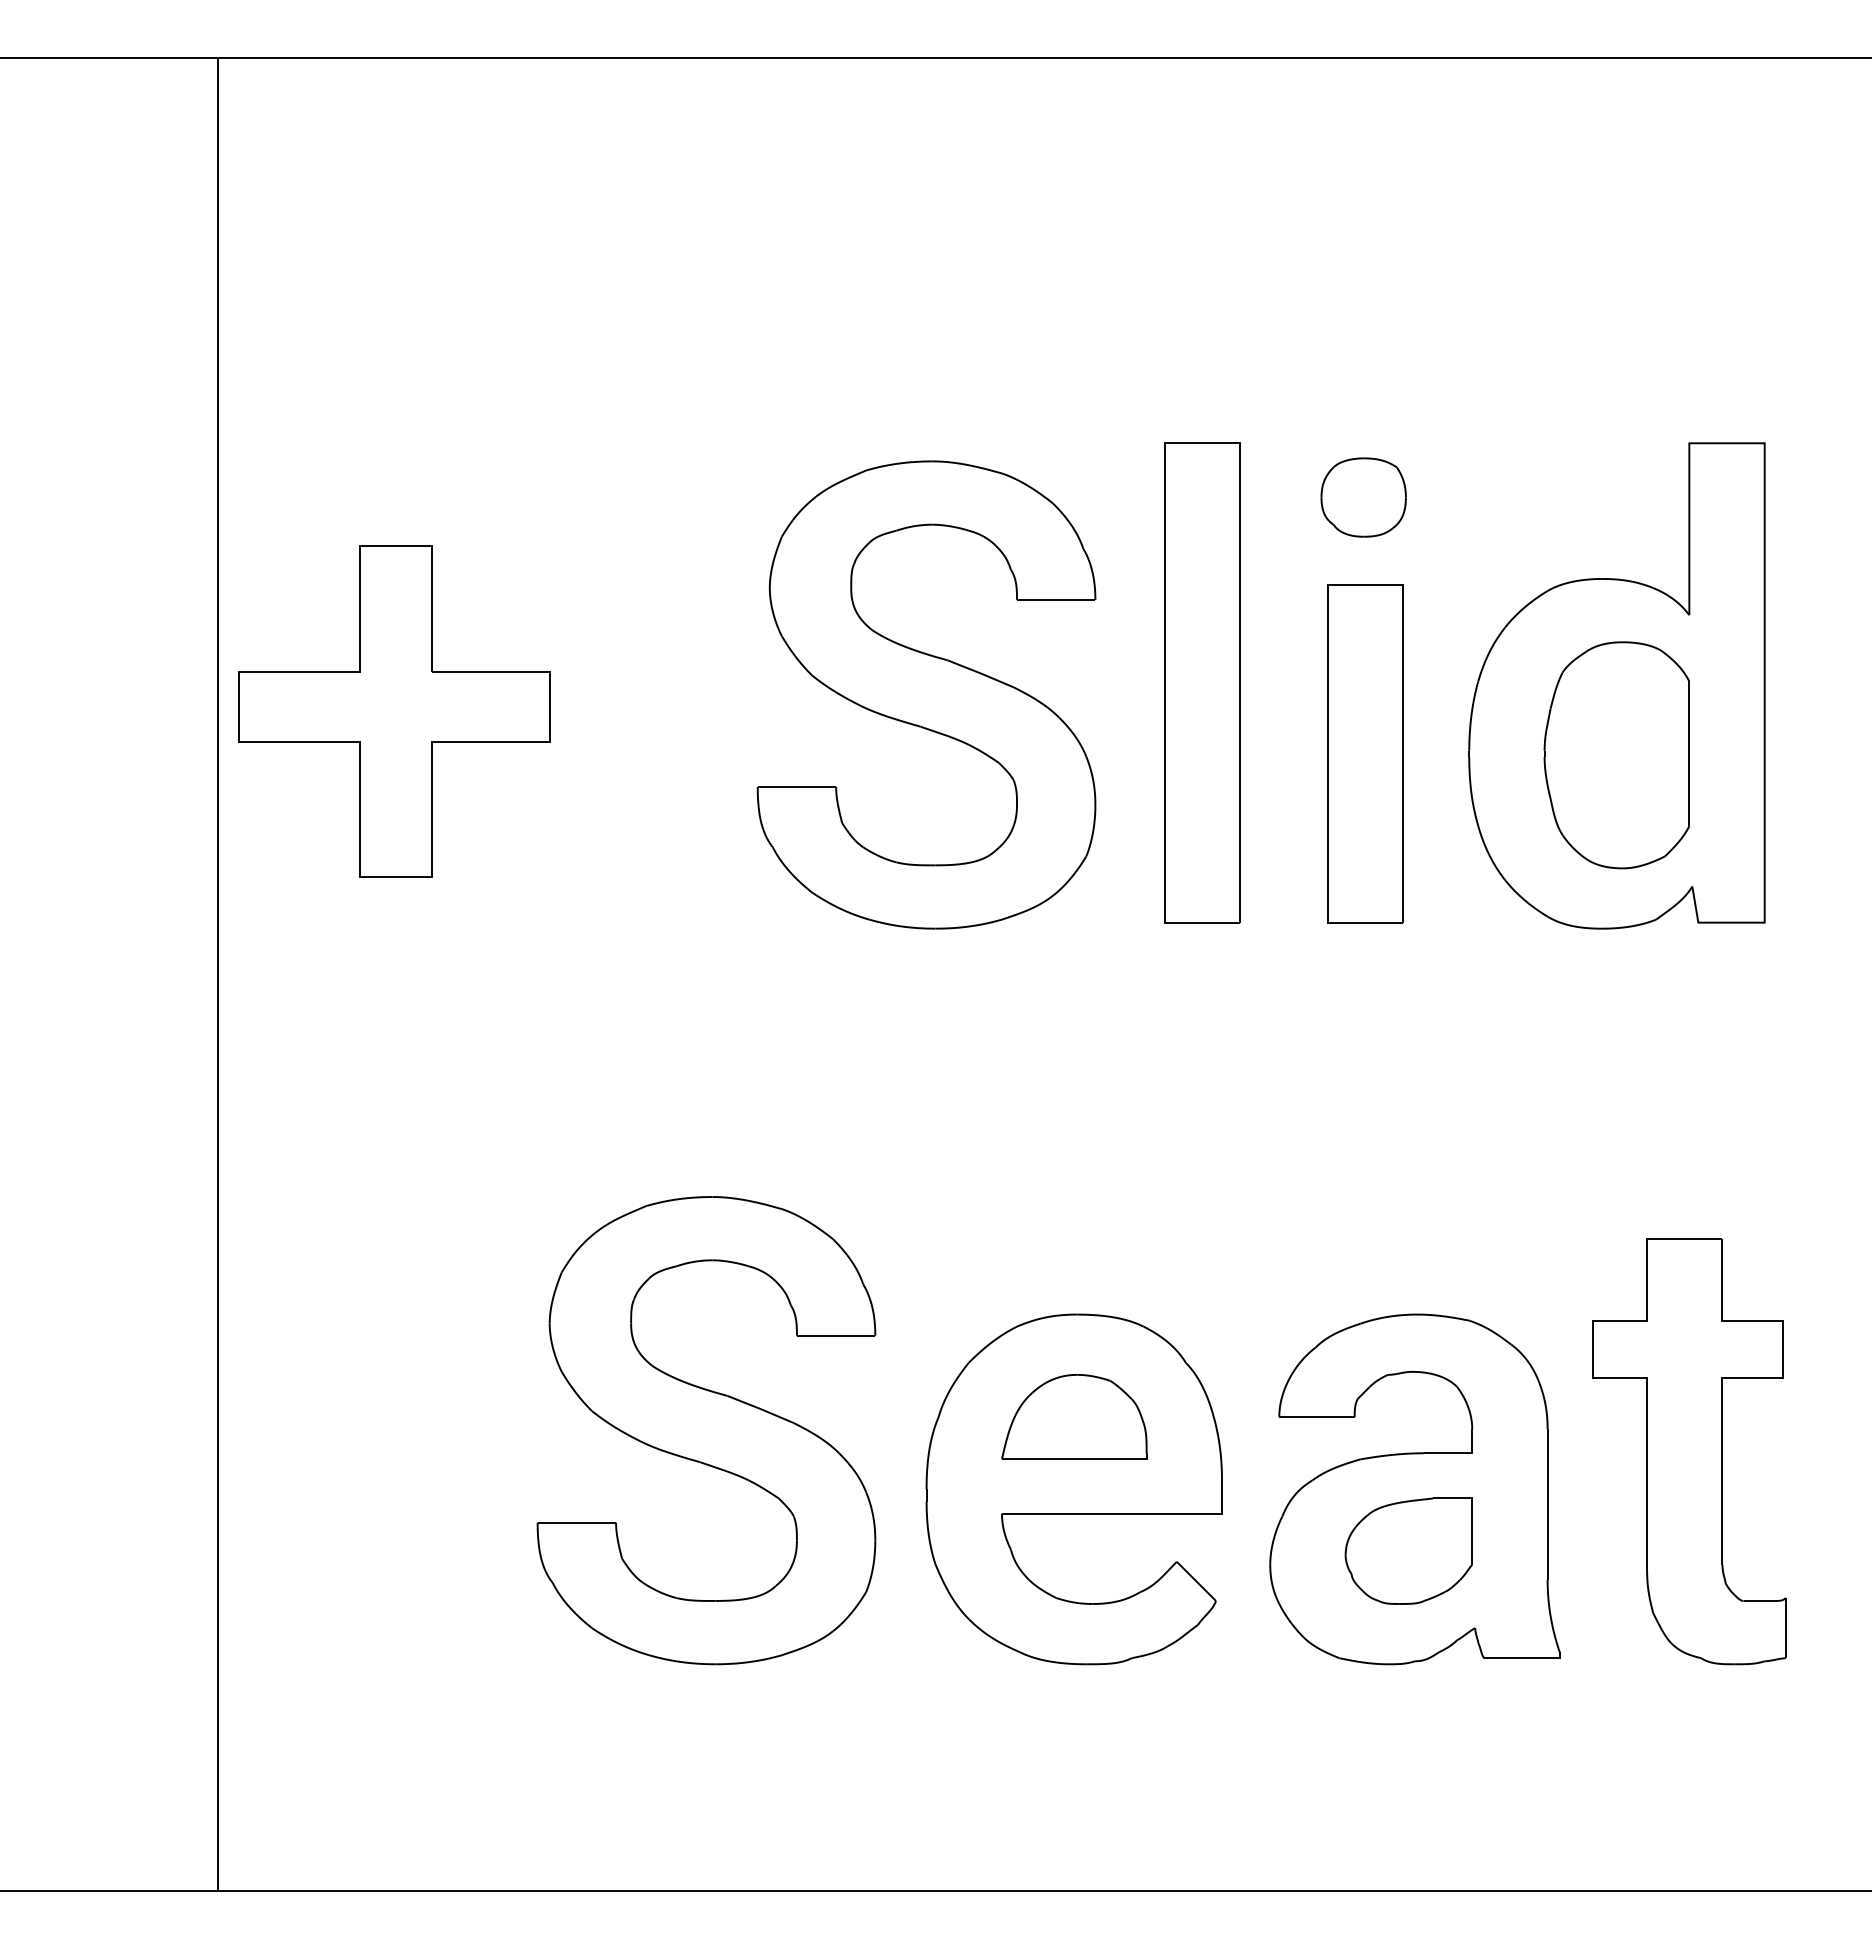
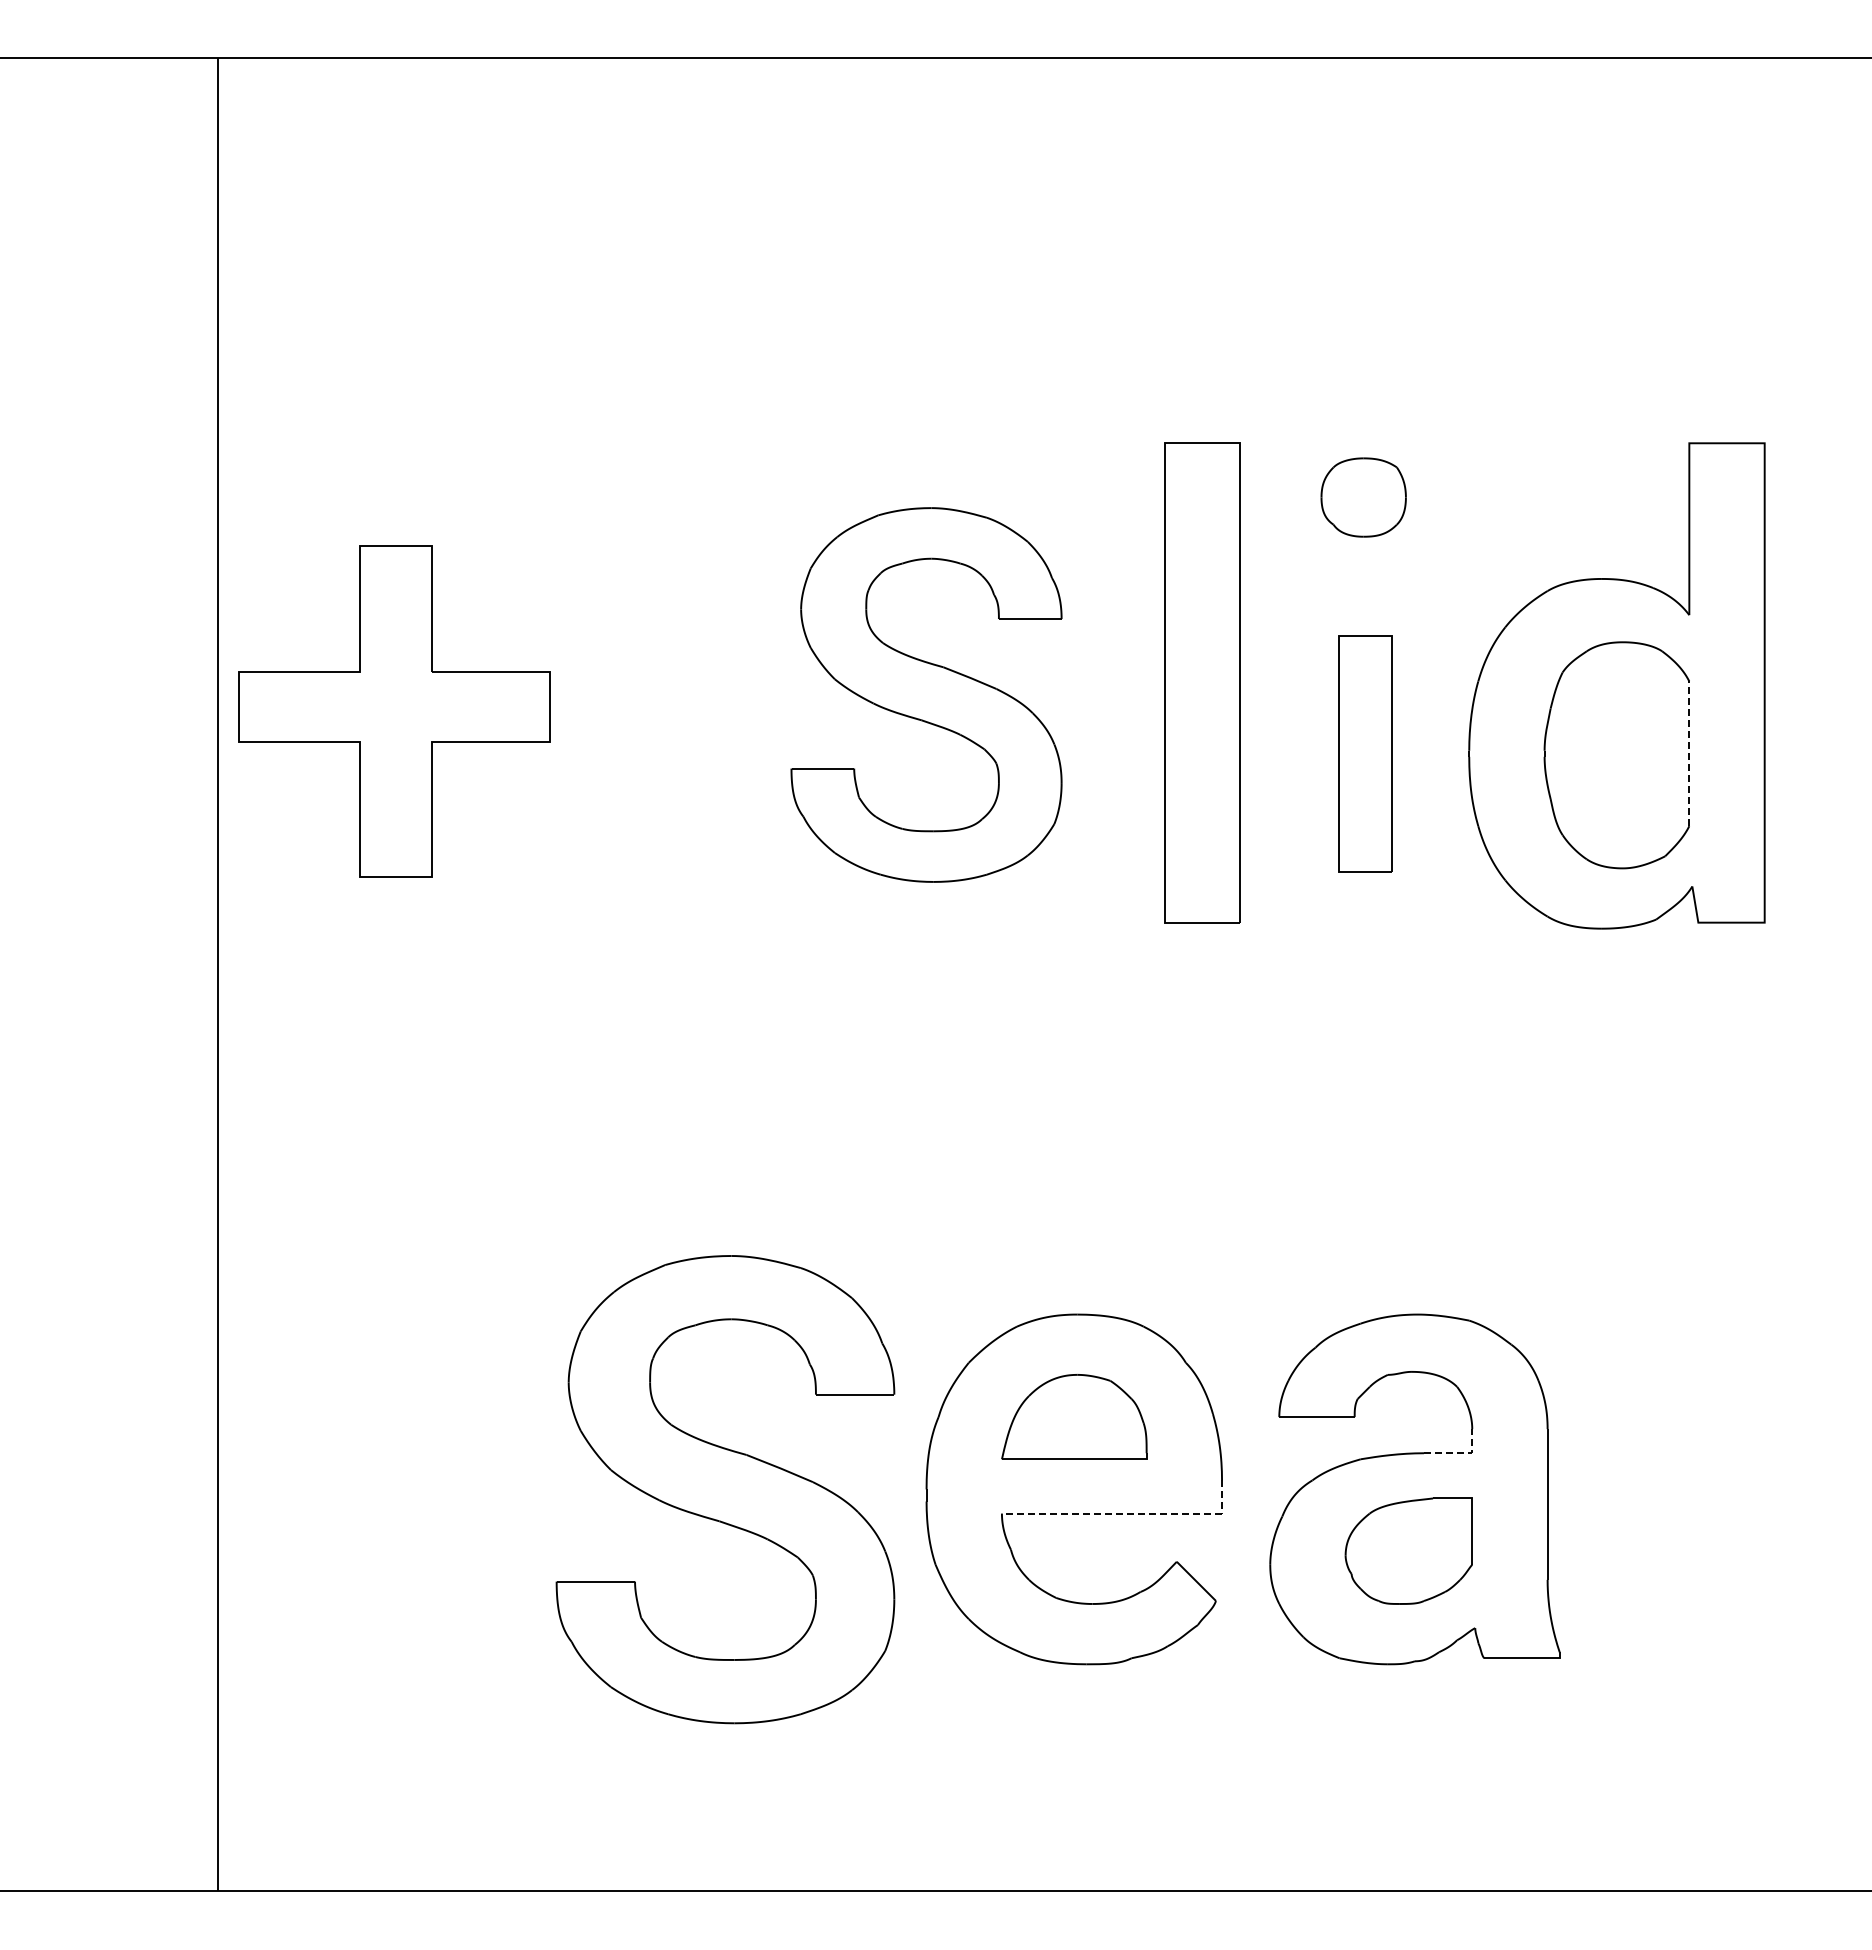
part size: 341x470 px -> 273x376 px (926, 694)
part size: 77x340 px -> 55x238 px (1365, 753)
line: solid -> dashed (1689, 753)
part position: (706, 1430) -> (725, 1489) (725, 1489)
part: present -> none (1689, 1451)
line: solid -> dashed (1461, 1453)
line: solid -> dashed (1129, 1513)
